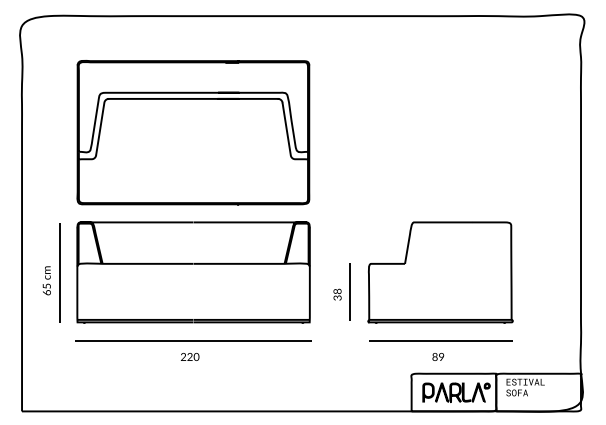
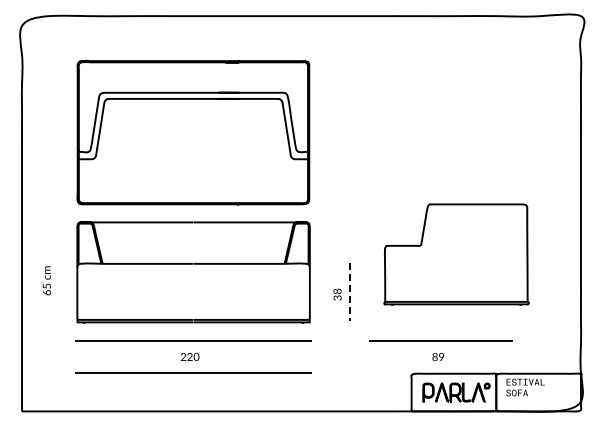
line: present -> none (59, 272)
part position: (440, 272) -> (456, 254) (456, 254)
line: solid -> dashed (350, 292)
line: none -> present (193, 372)
